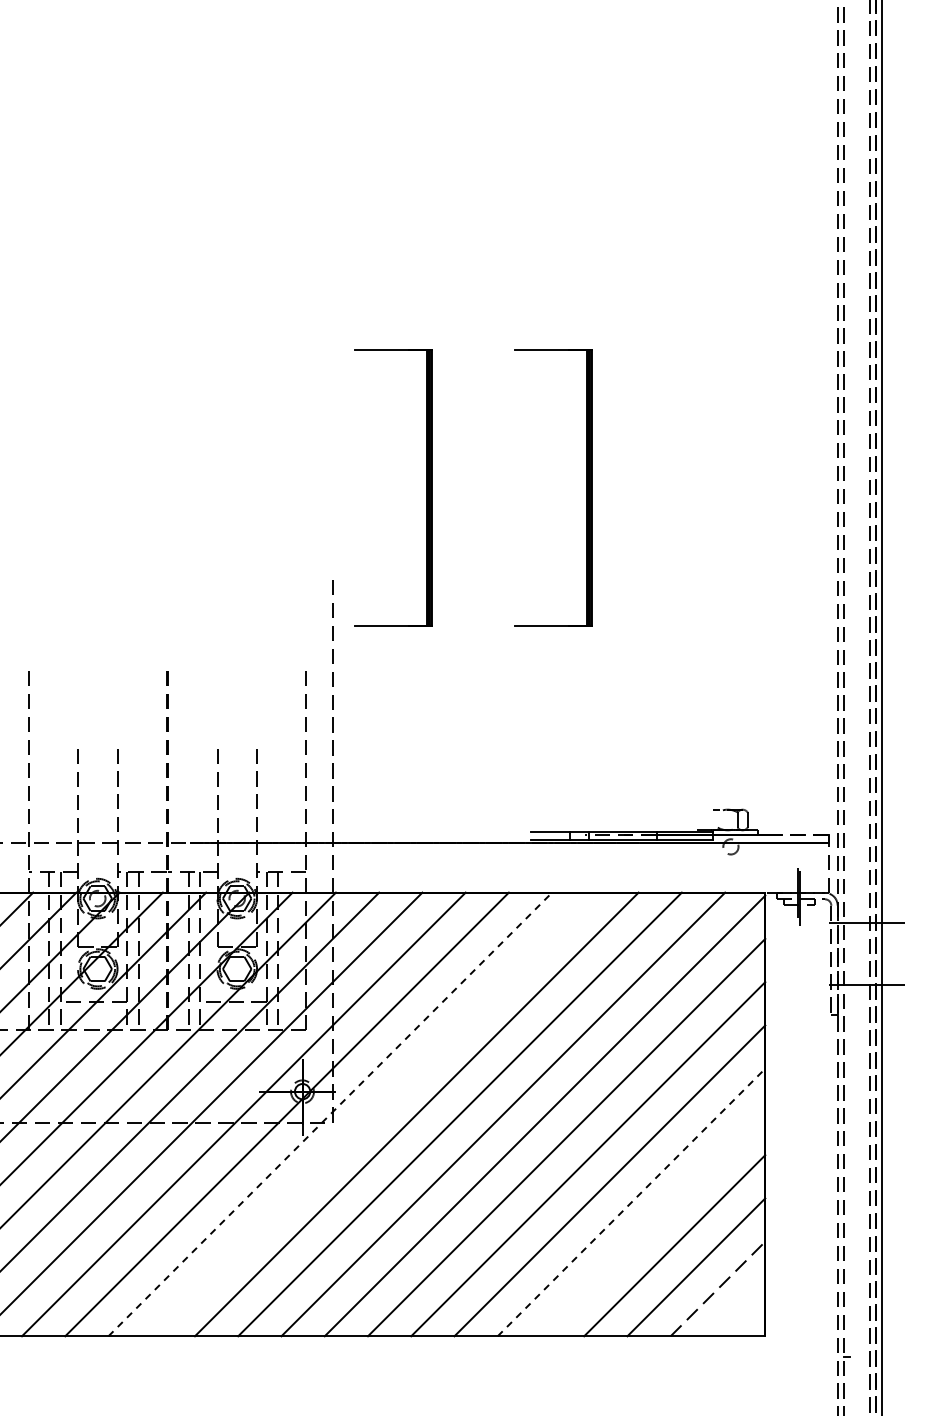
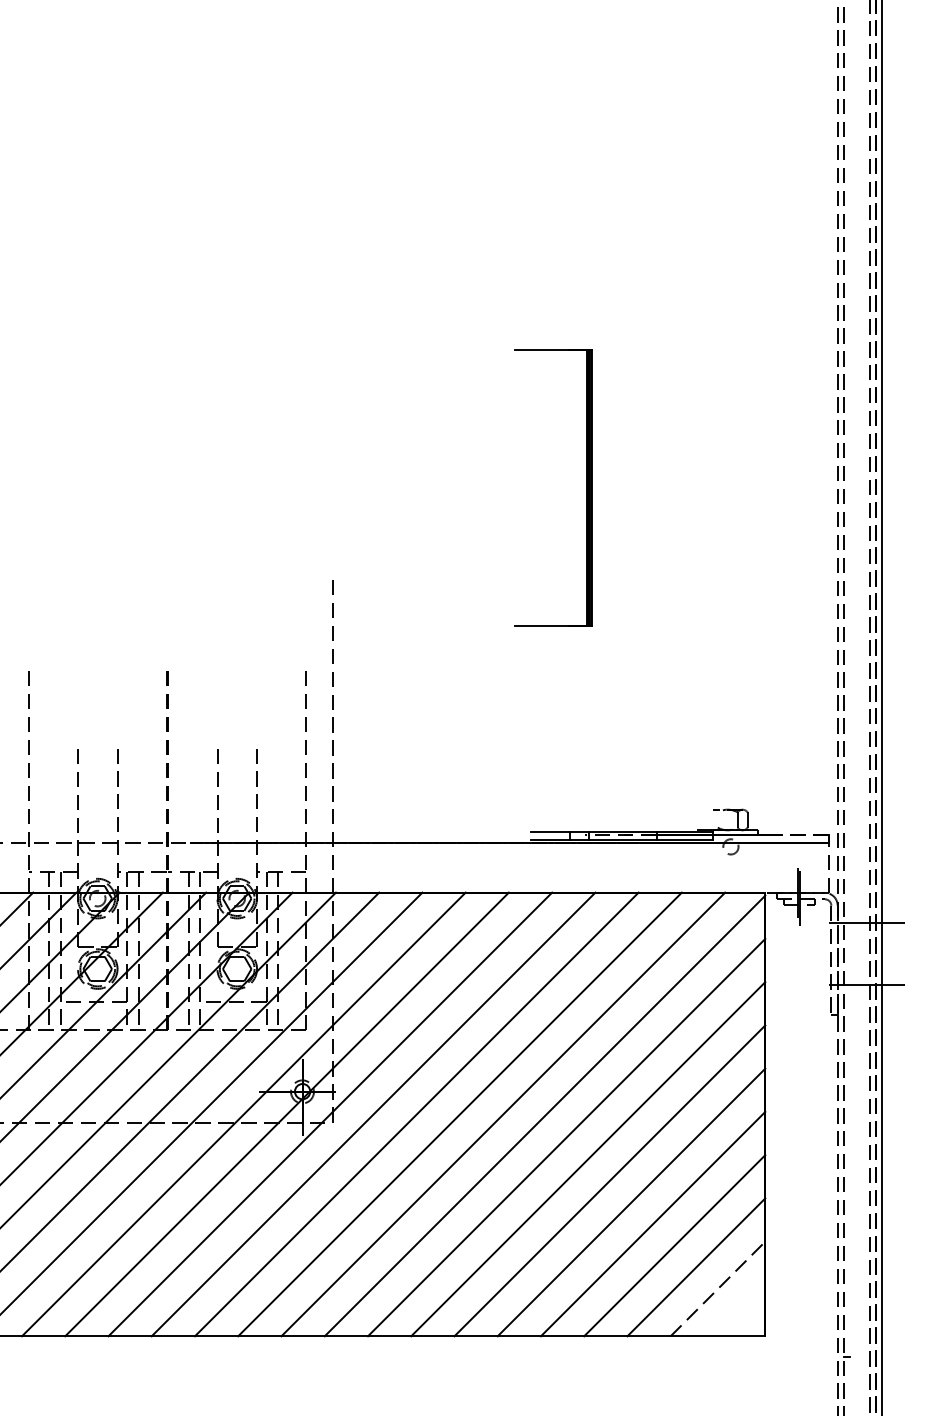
part: present -> none (426, 487)
line: dashed -> solid (330, 1114)
line: none -> present (373, 1114)
line: dashed -> solid (631, 1202)
line: none -> present (652, 1223)
